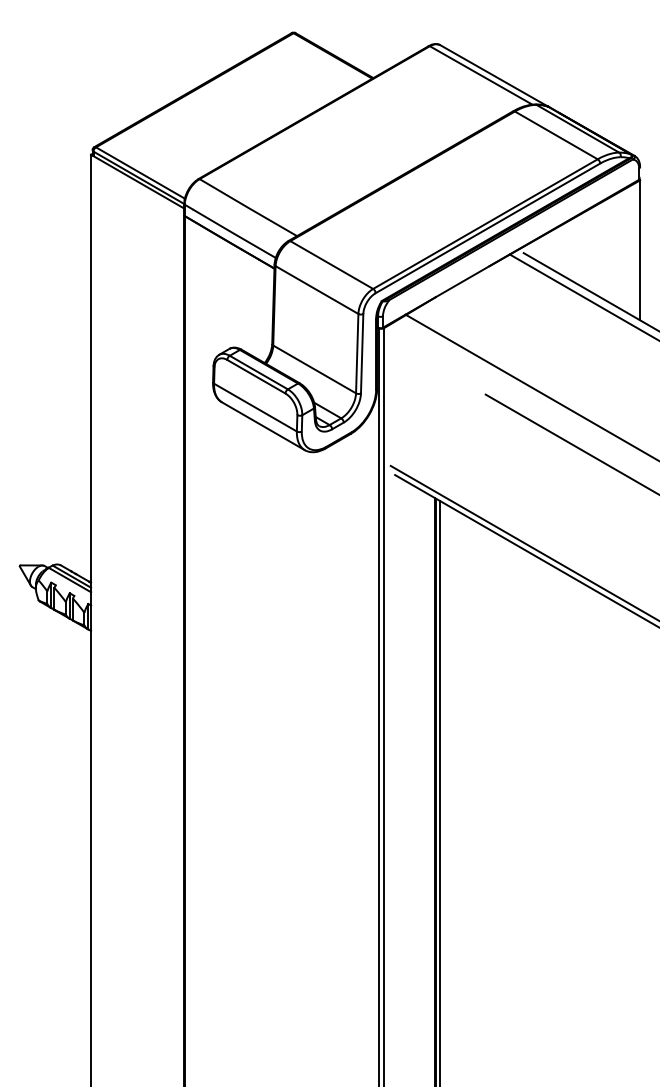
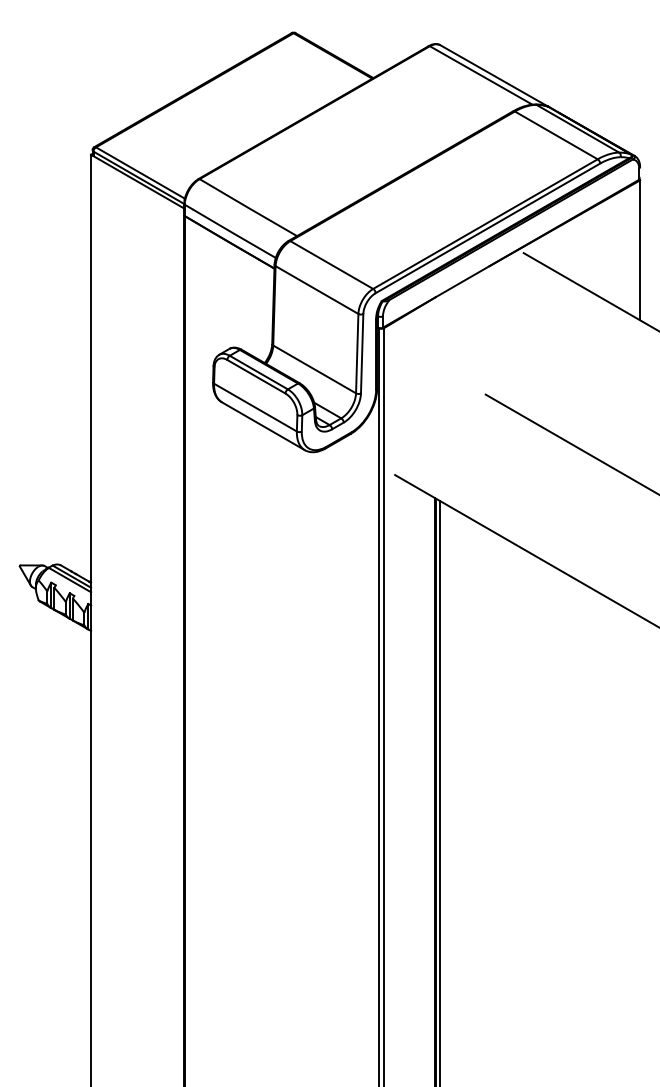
line: present -> none (582, 296)
line: present -> none (530, 386)
line: present -> none (523, 542)
